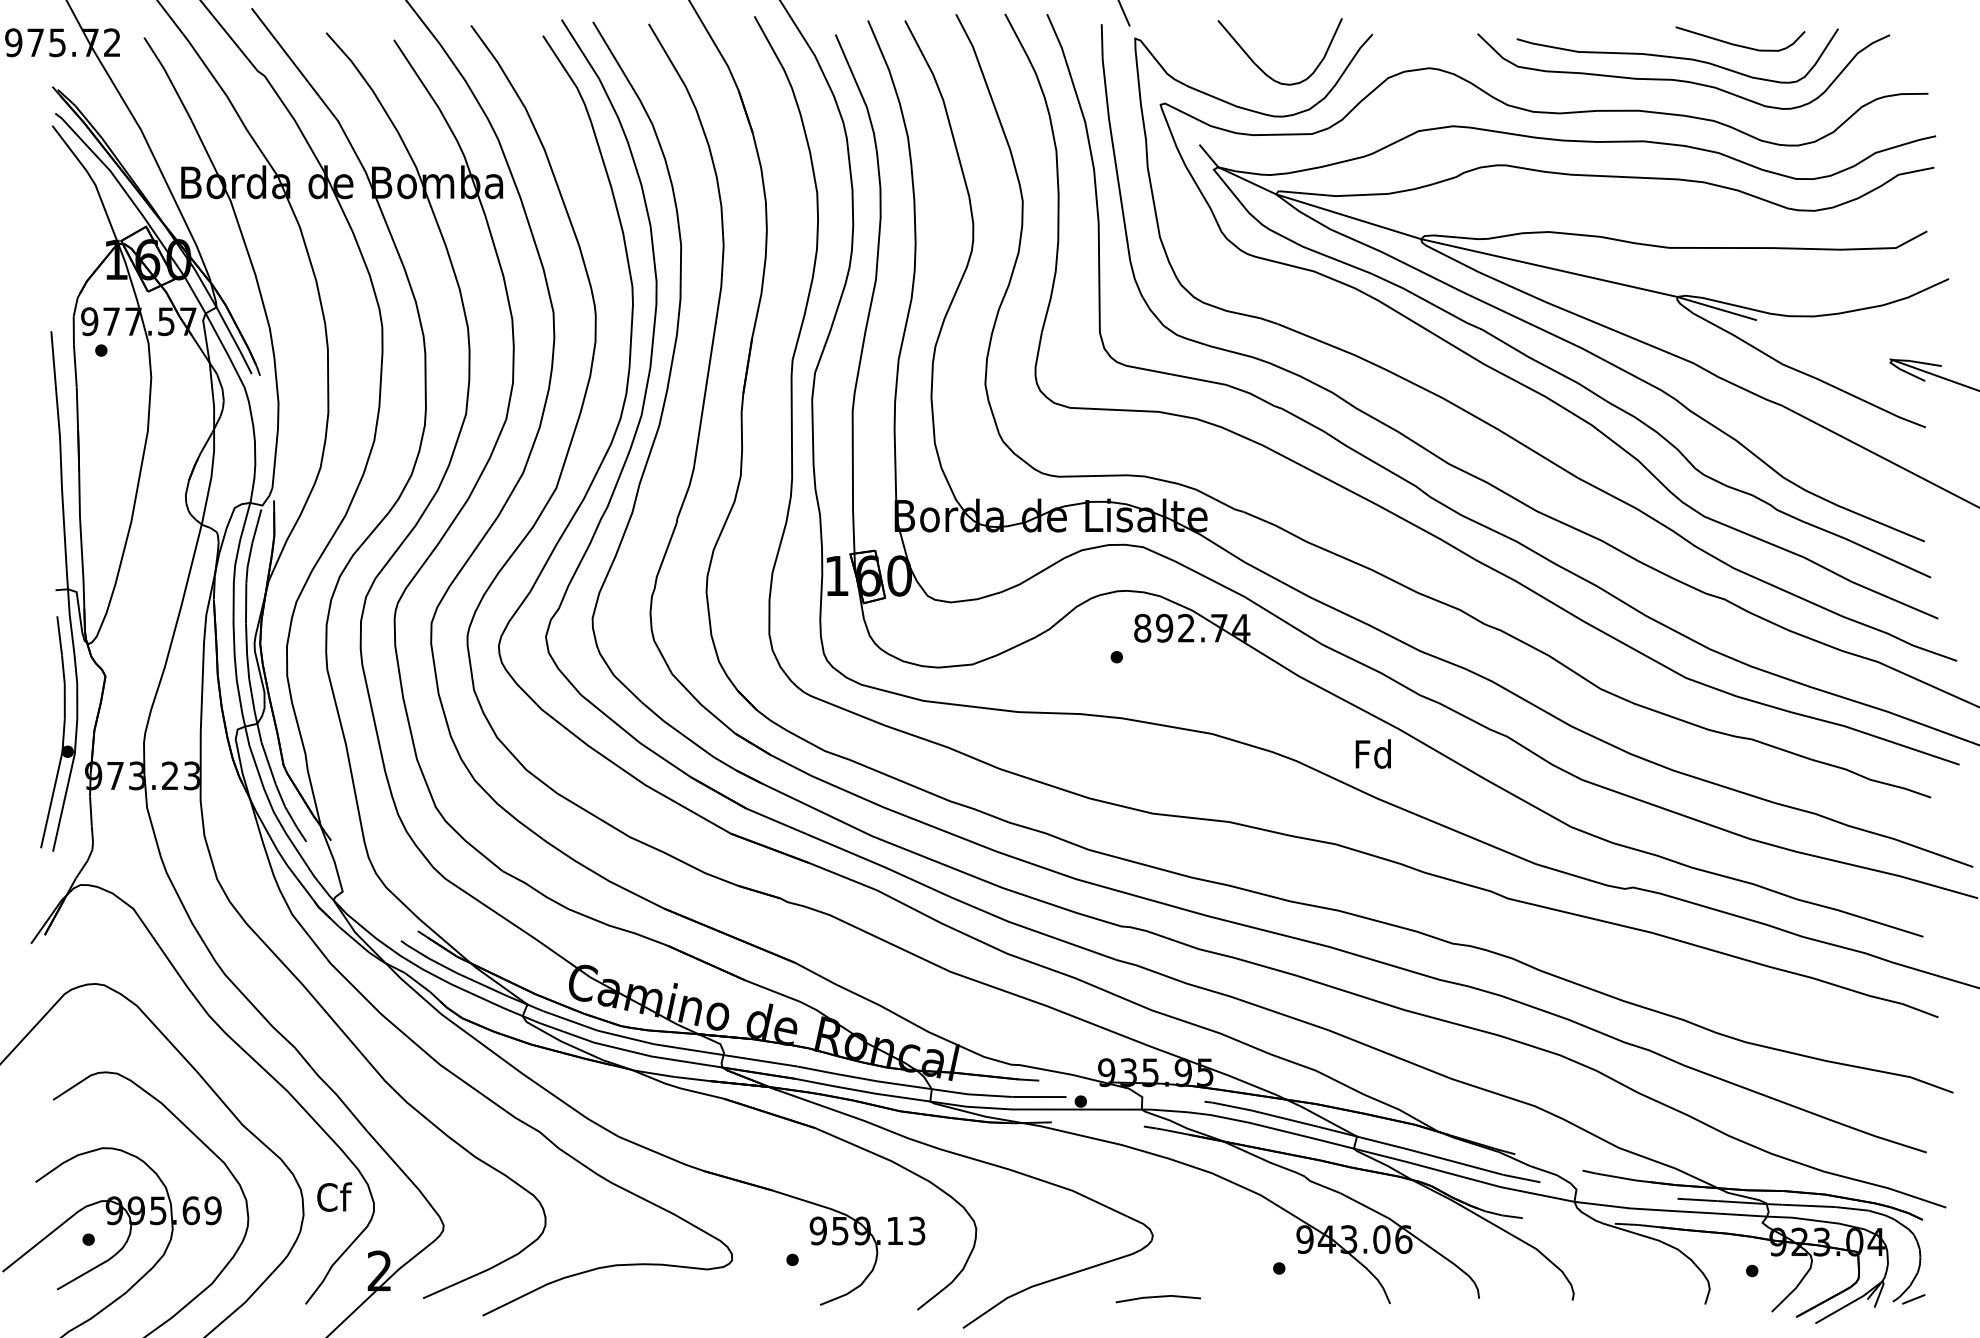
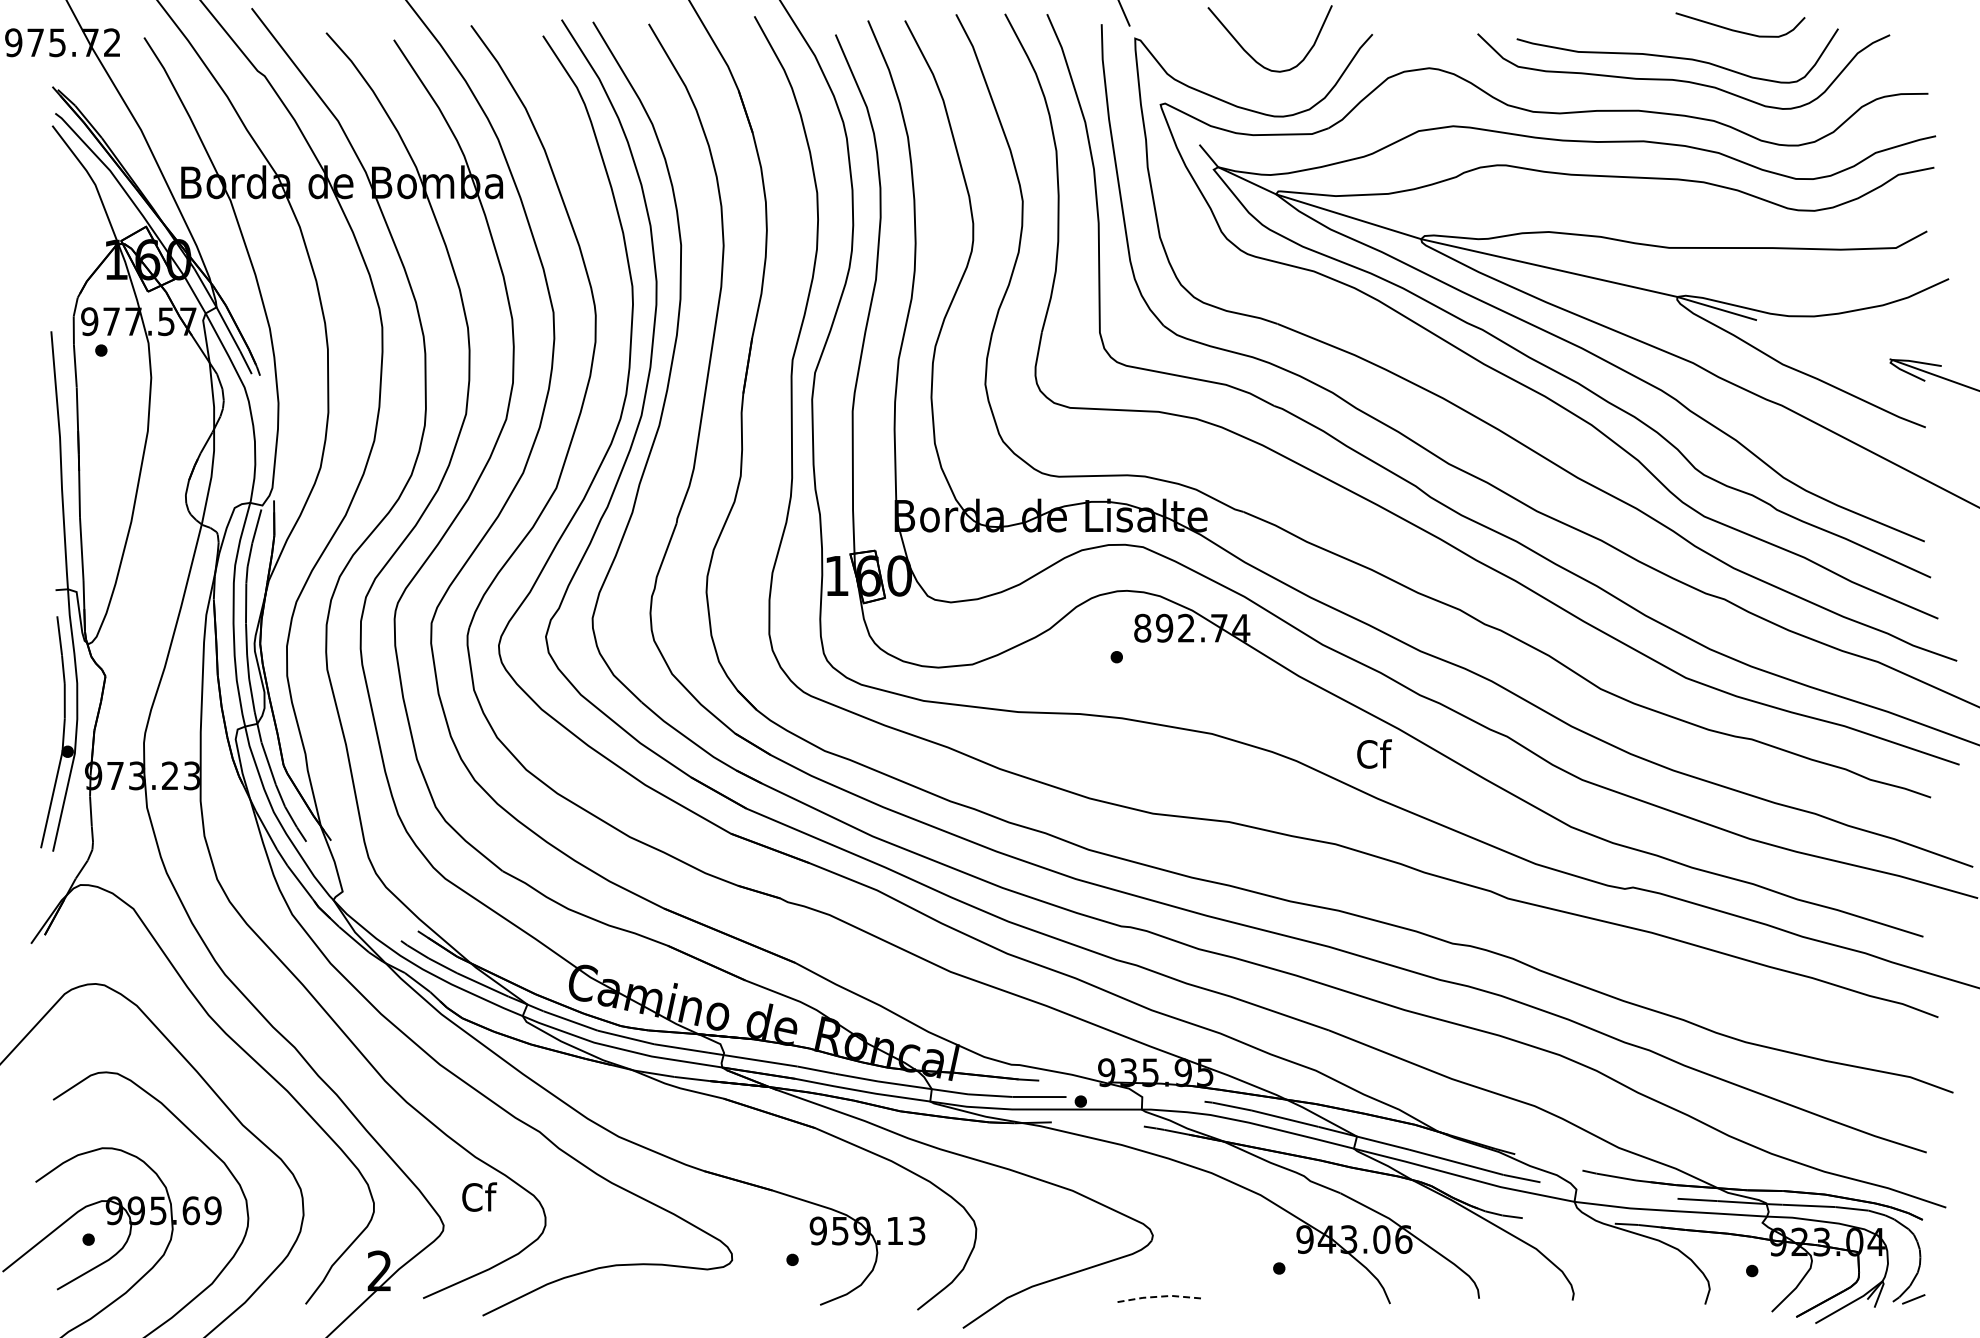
curve position: (1738, 44) -> (1738, 30) (1738, 30)
curve position: (1261, 68) -> (1251, 55) (1251, 55)
text: Fd -> Cf (1373, 753)
text position: (334, 1196) -> (479, 1196) (479, 1196)
line: solid -> dashed (1157, 1296)
